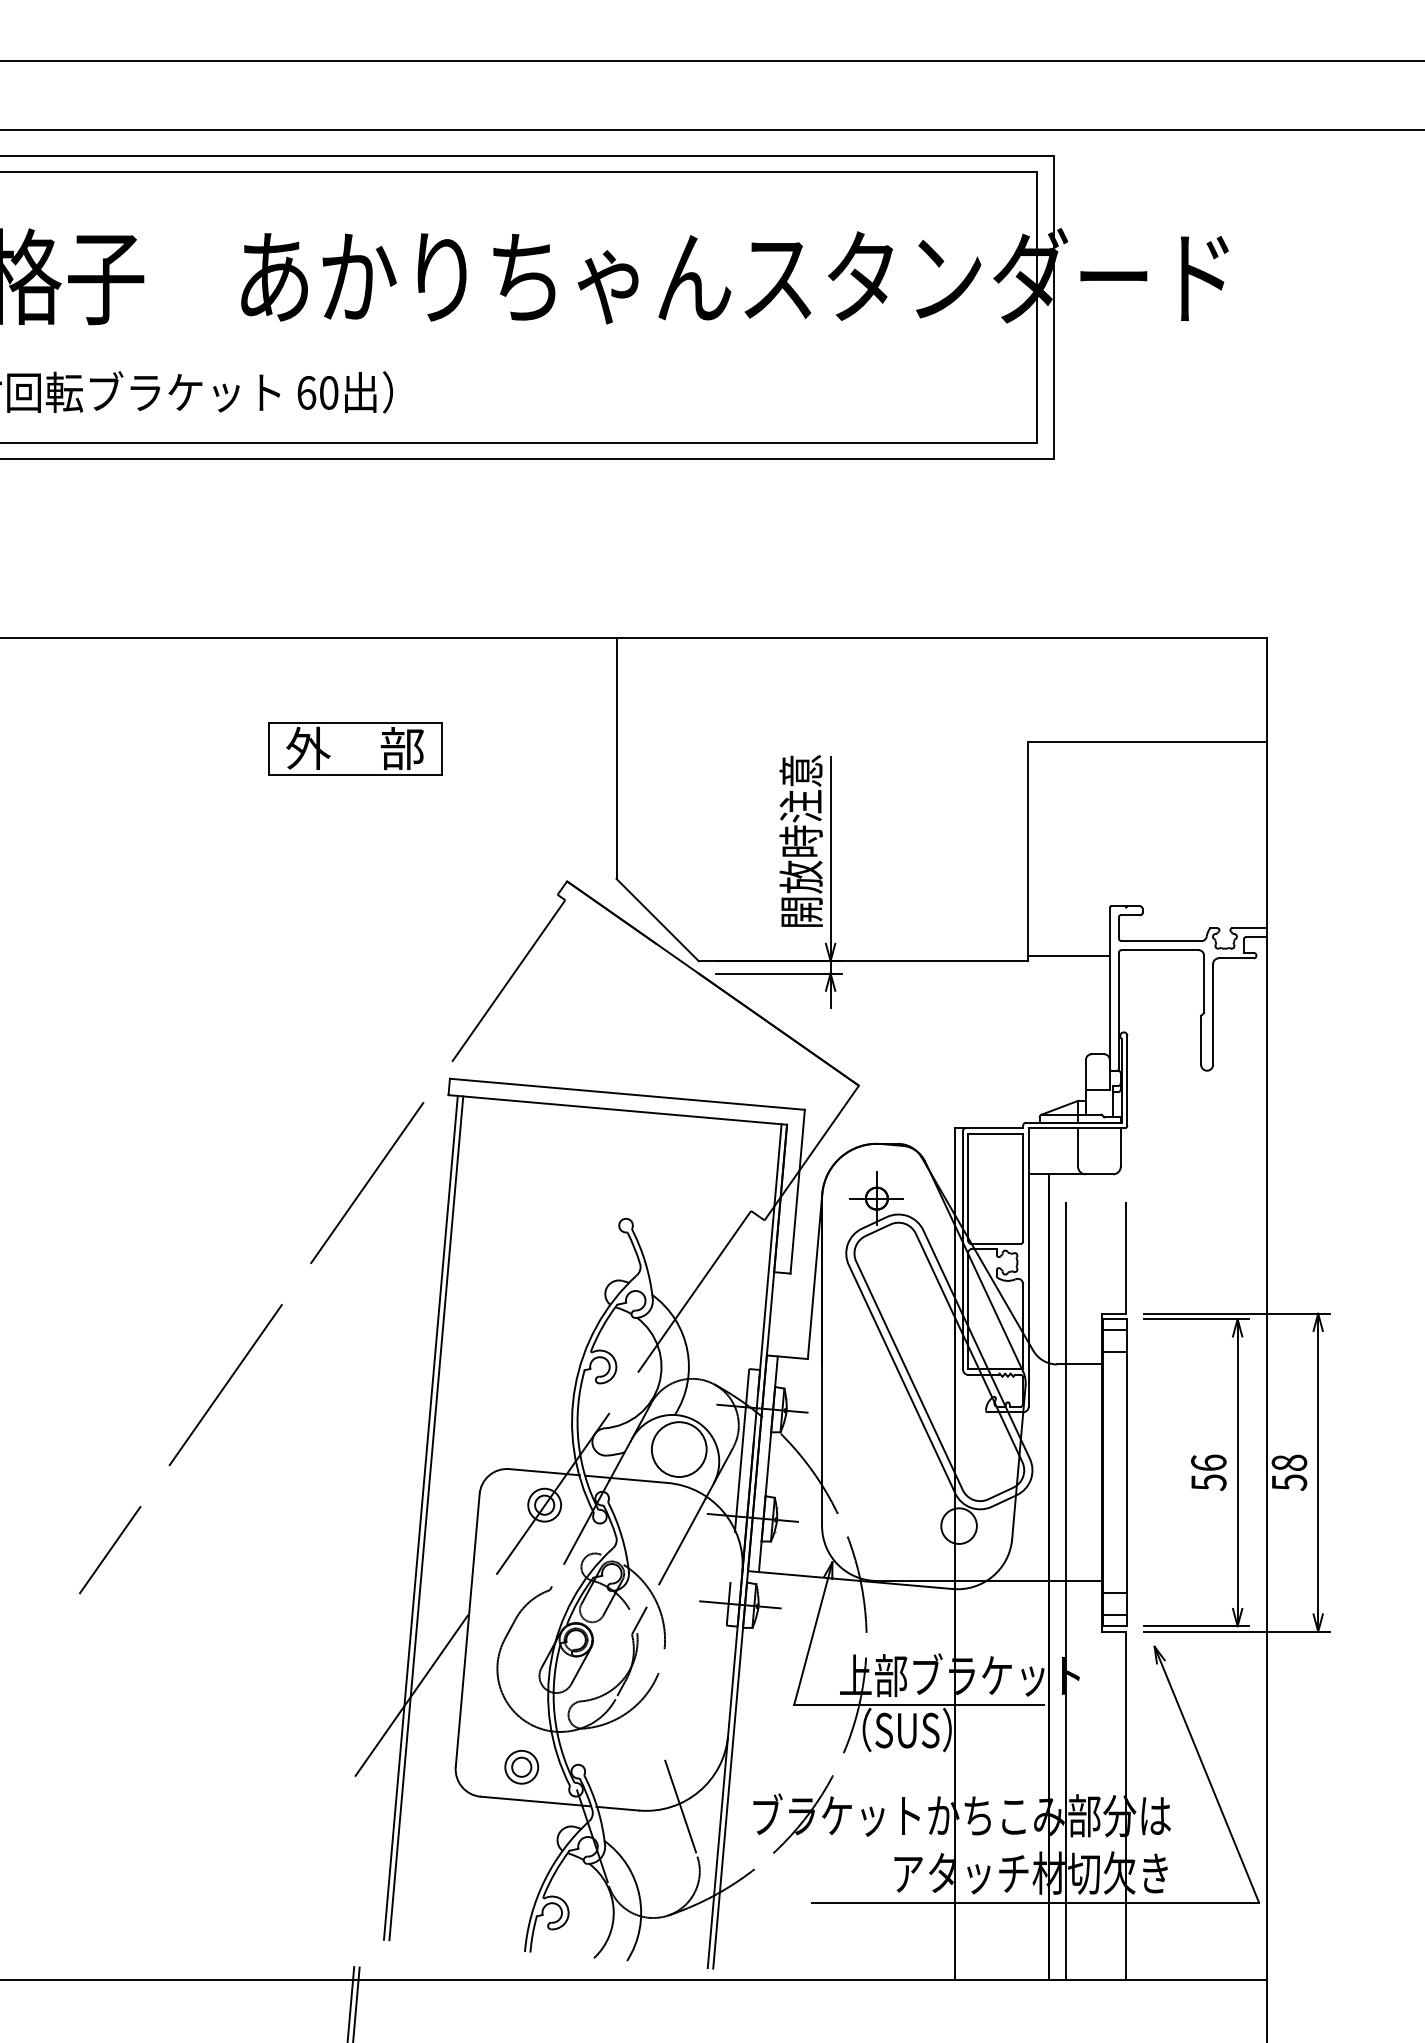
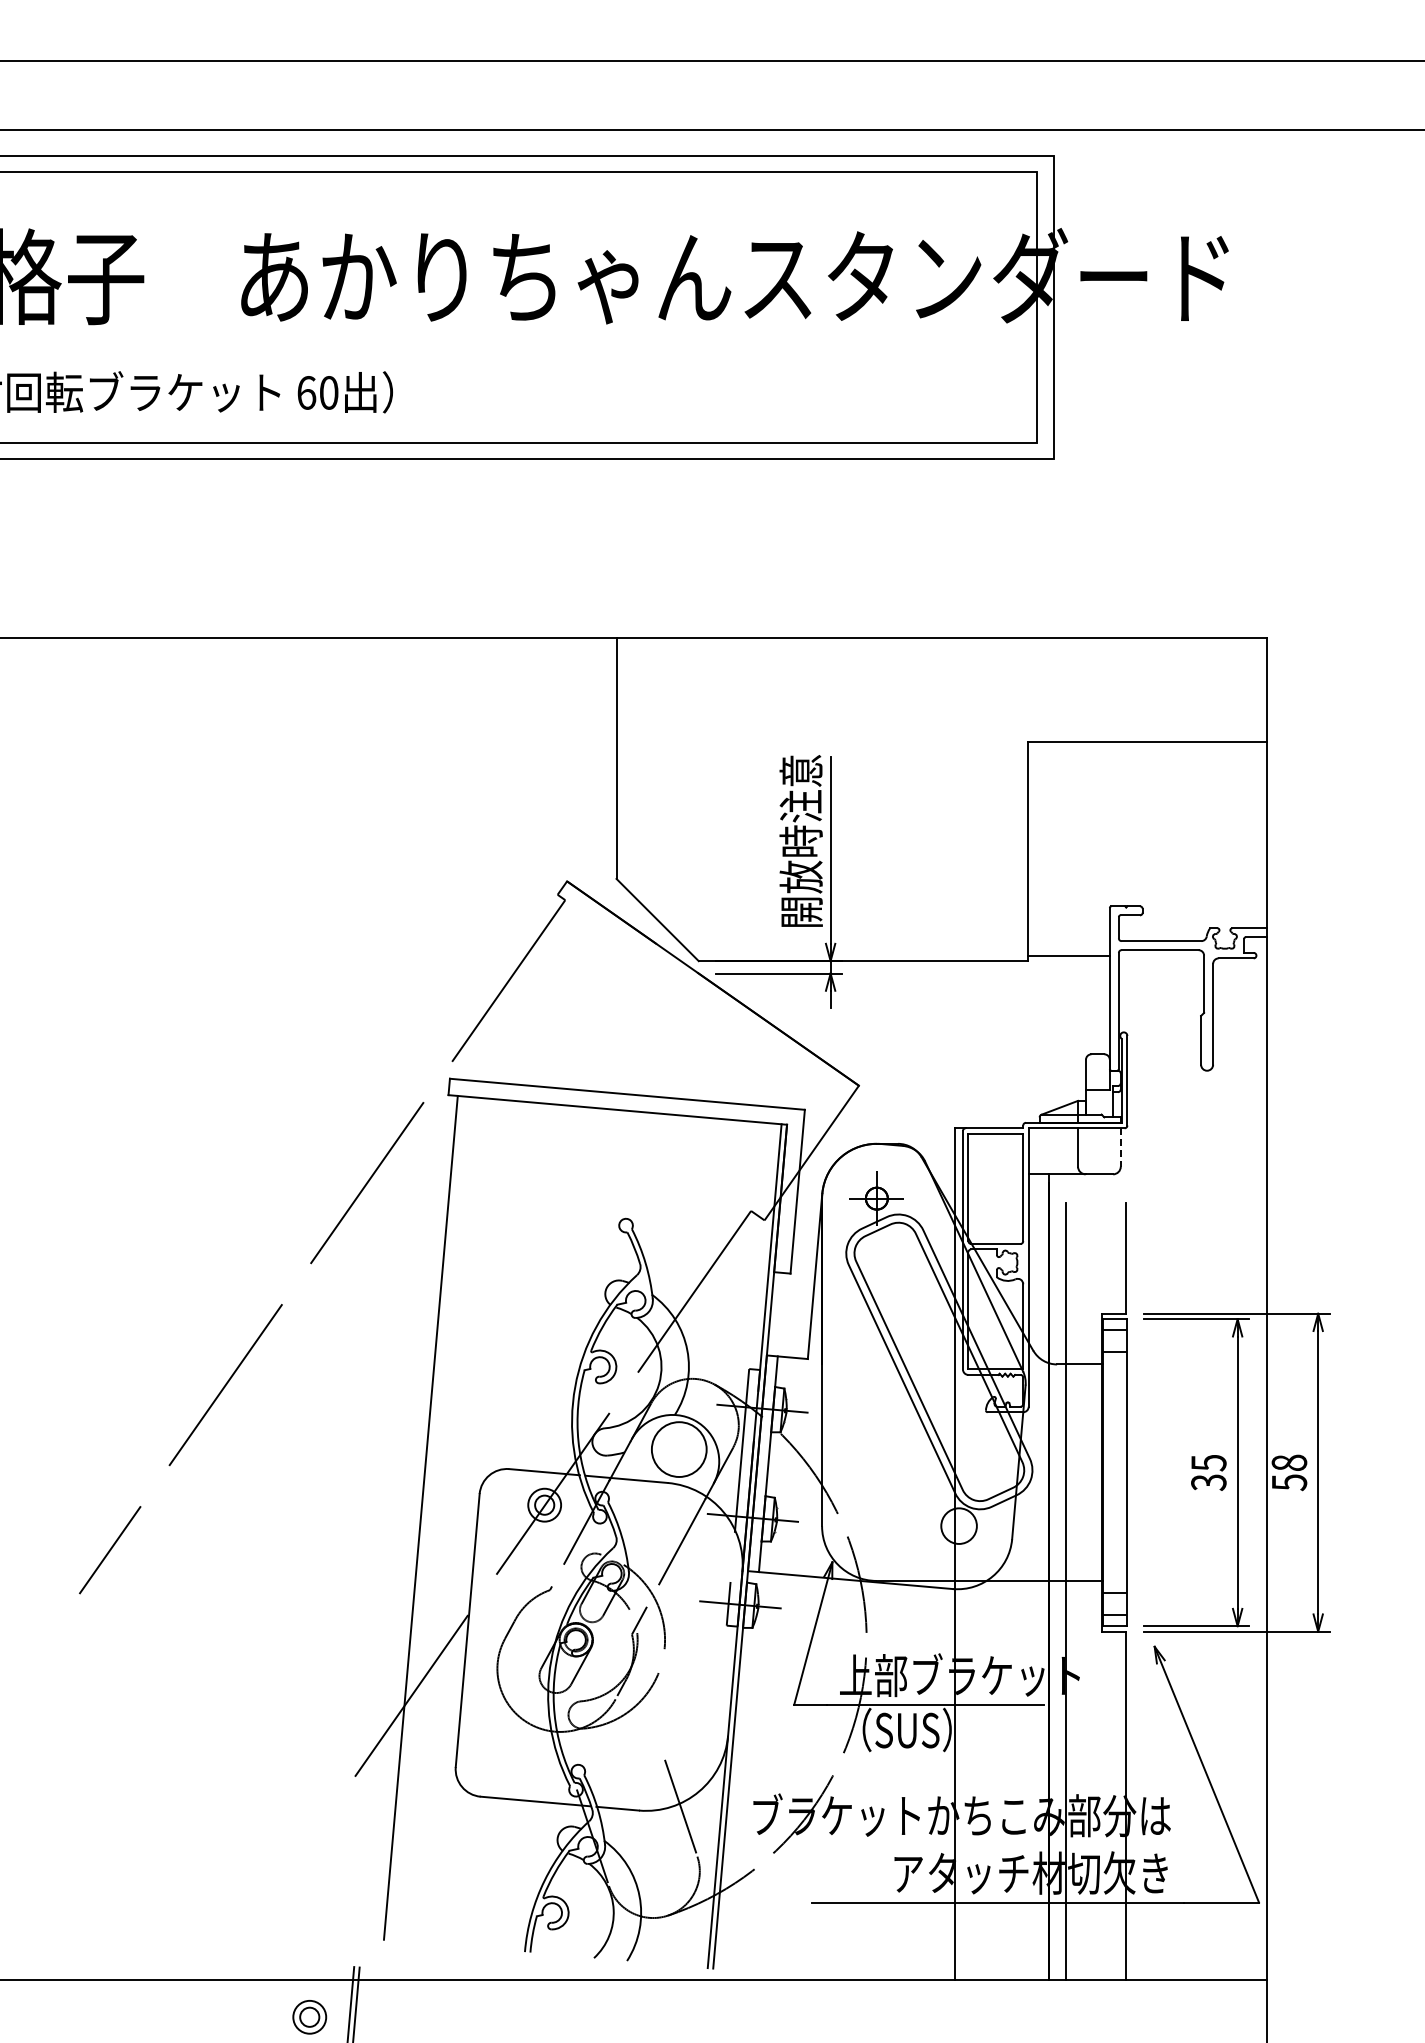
part: present -> none (355, 748)
line: solid -> dashed (1120, 1147)
text: 56 -> 35 (1208, 1472)
line: present -> none (426, 1518)
part position: (521, 1767) -> (309, 2017) (309, 2017)
